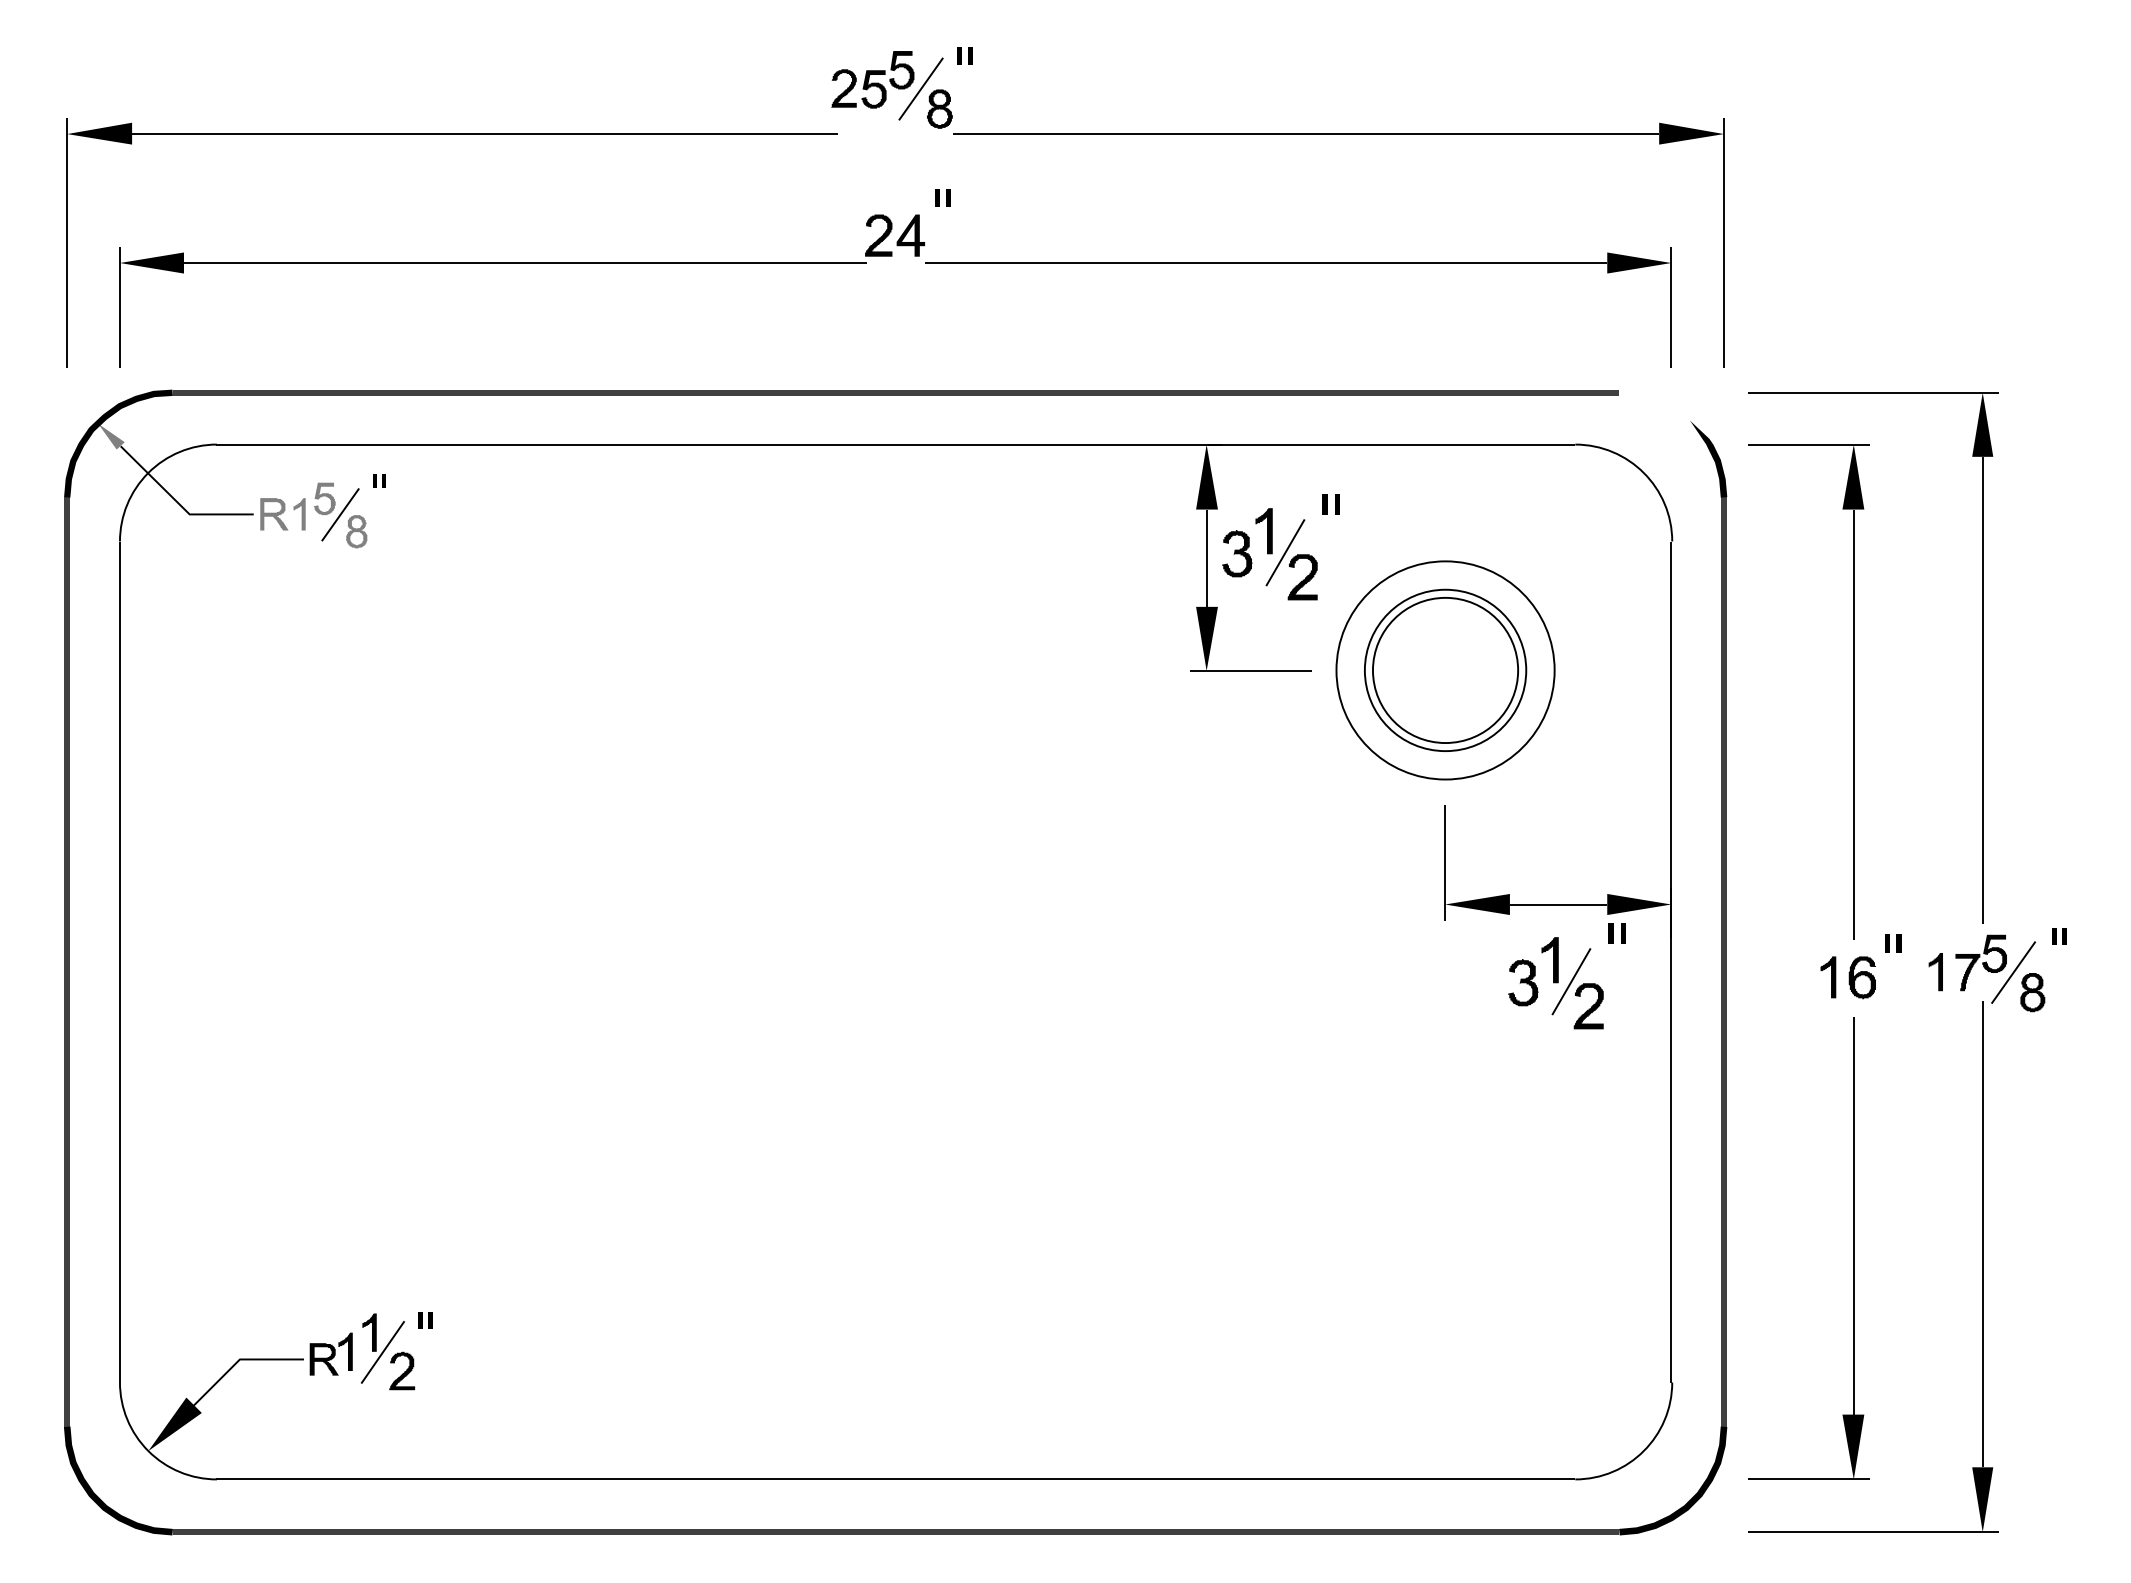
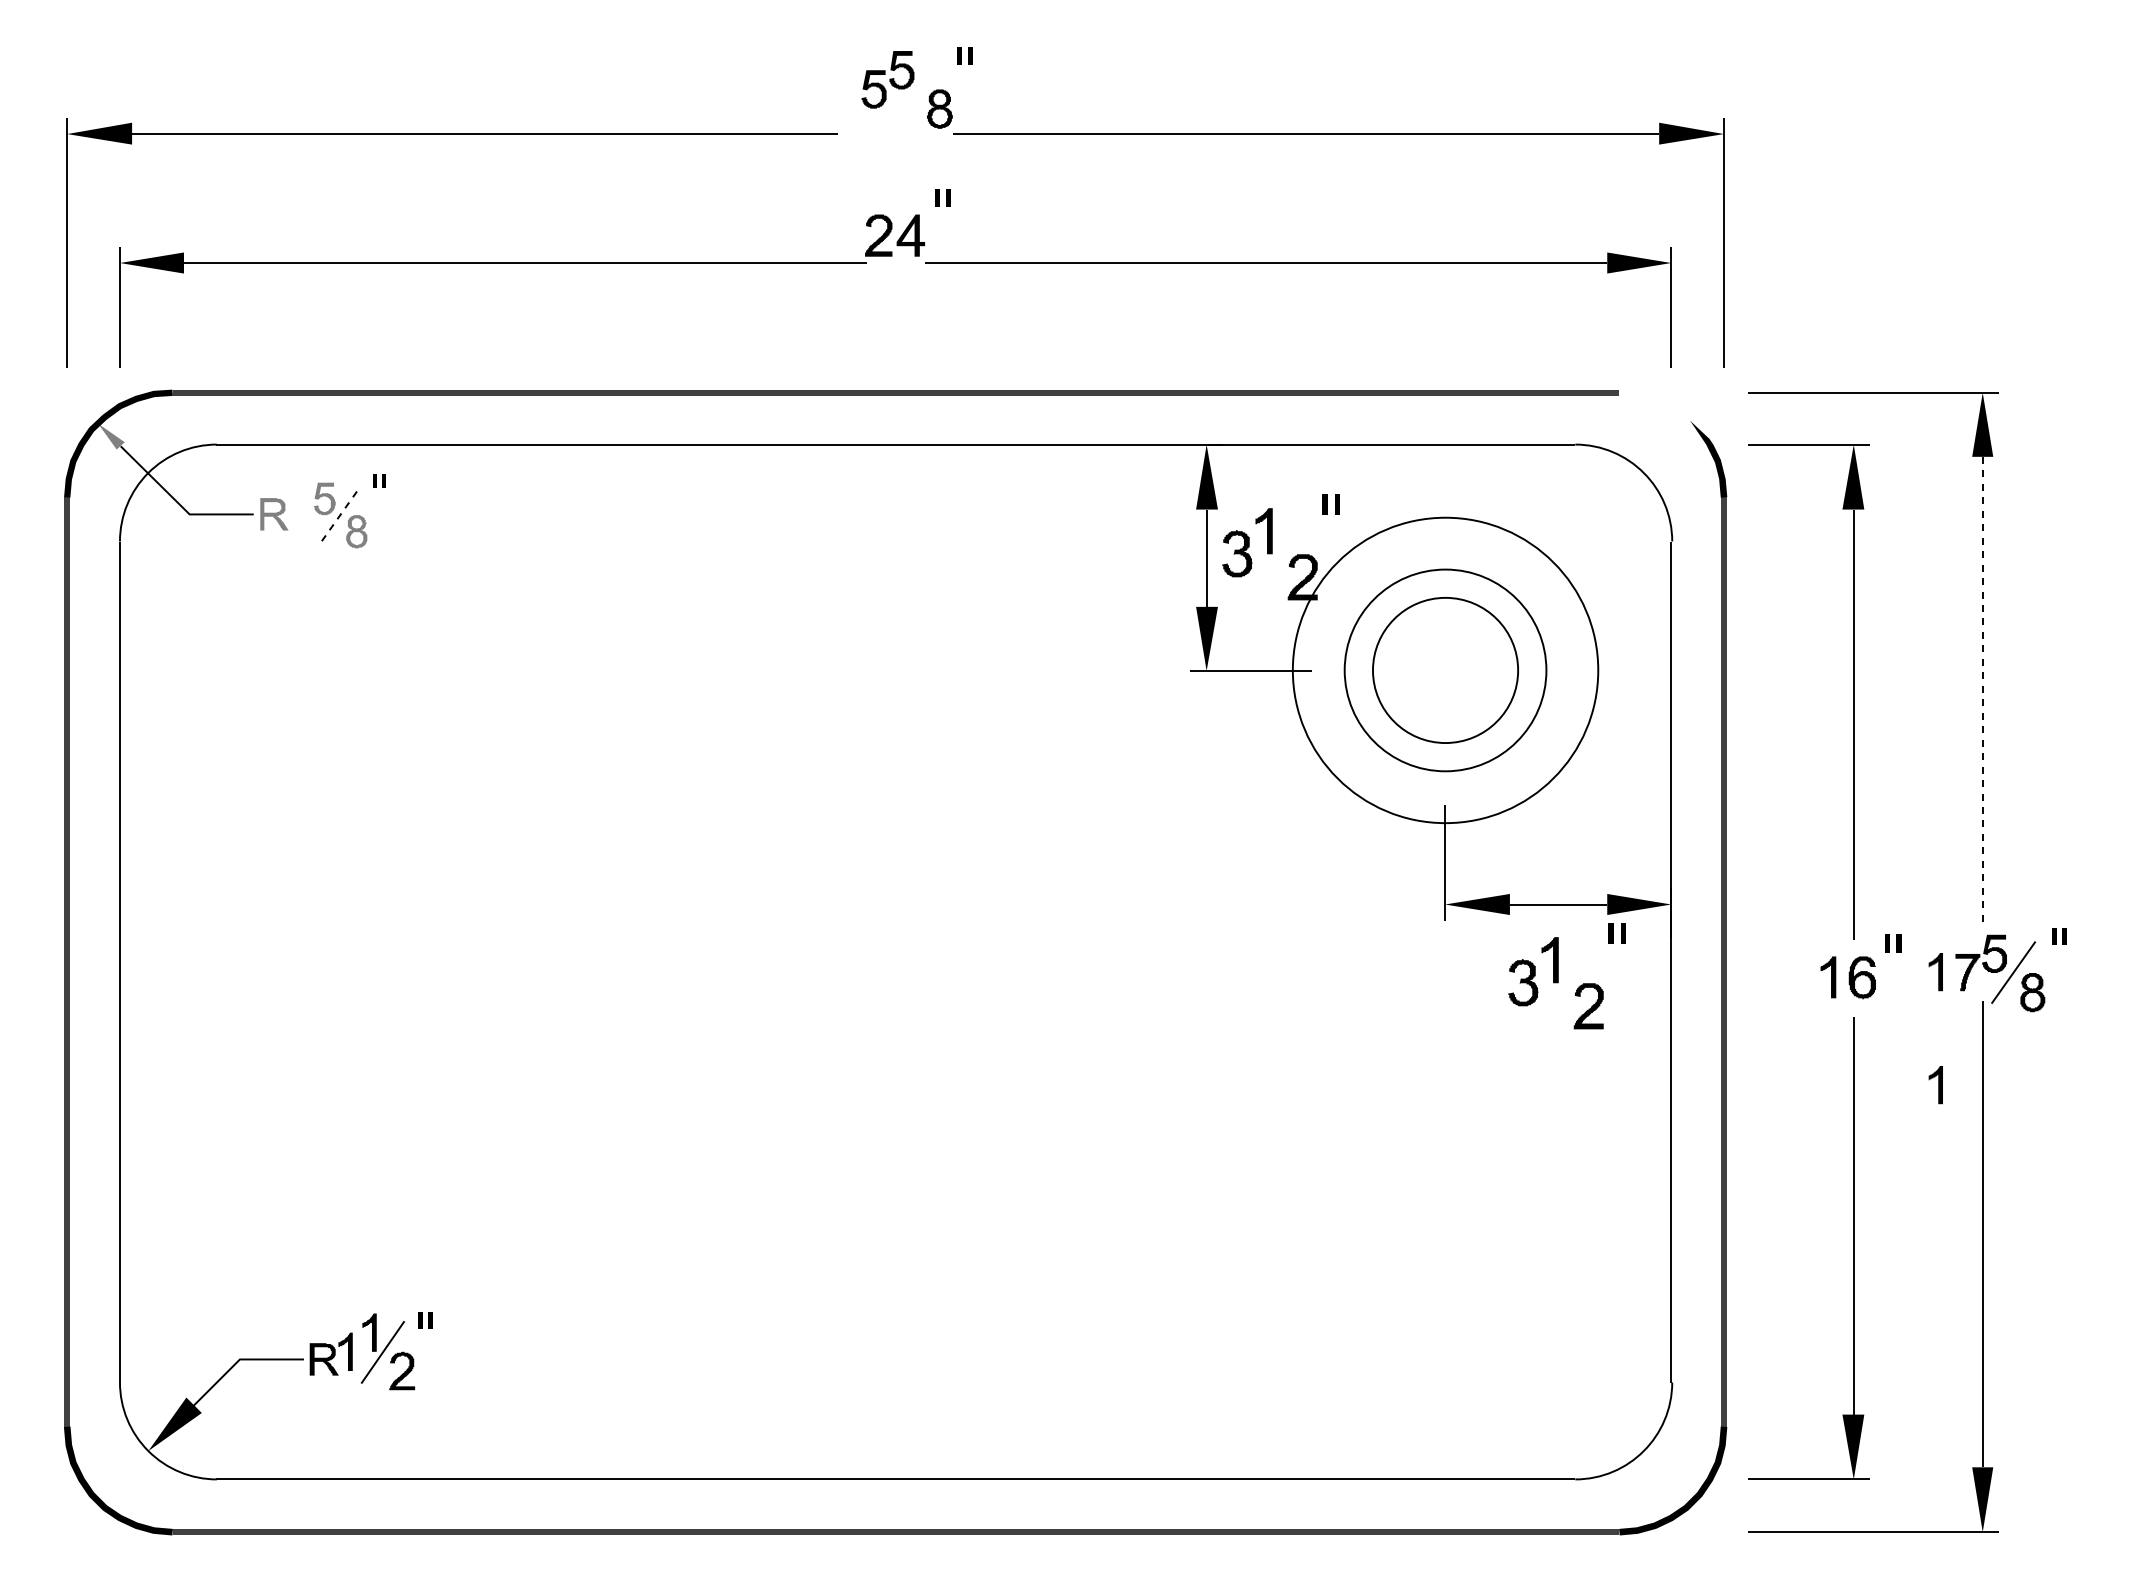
fill: present -> none (843, 88)
line: present -> none (920, 88)
part: present -> none (299, 514)
line: solid -> dashed (340, 514)
line: present -> none (1285, 552)
circle diameter: 161 px -> 202 px (1445, 670)
circle diameter: 218 px -> 305 px (1445, 670)
line: solid -> dashed (1982, 690)
line: present -> none (1571, 981)
part: none -> present (1935, 1085)
